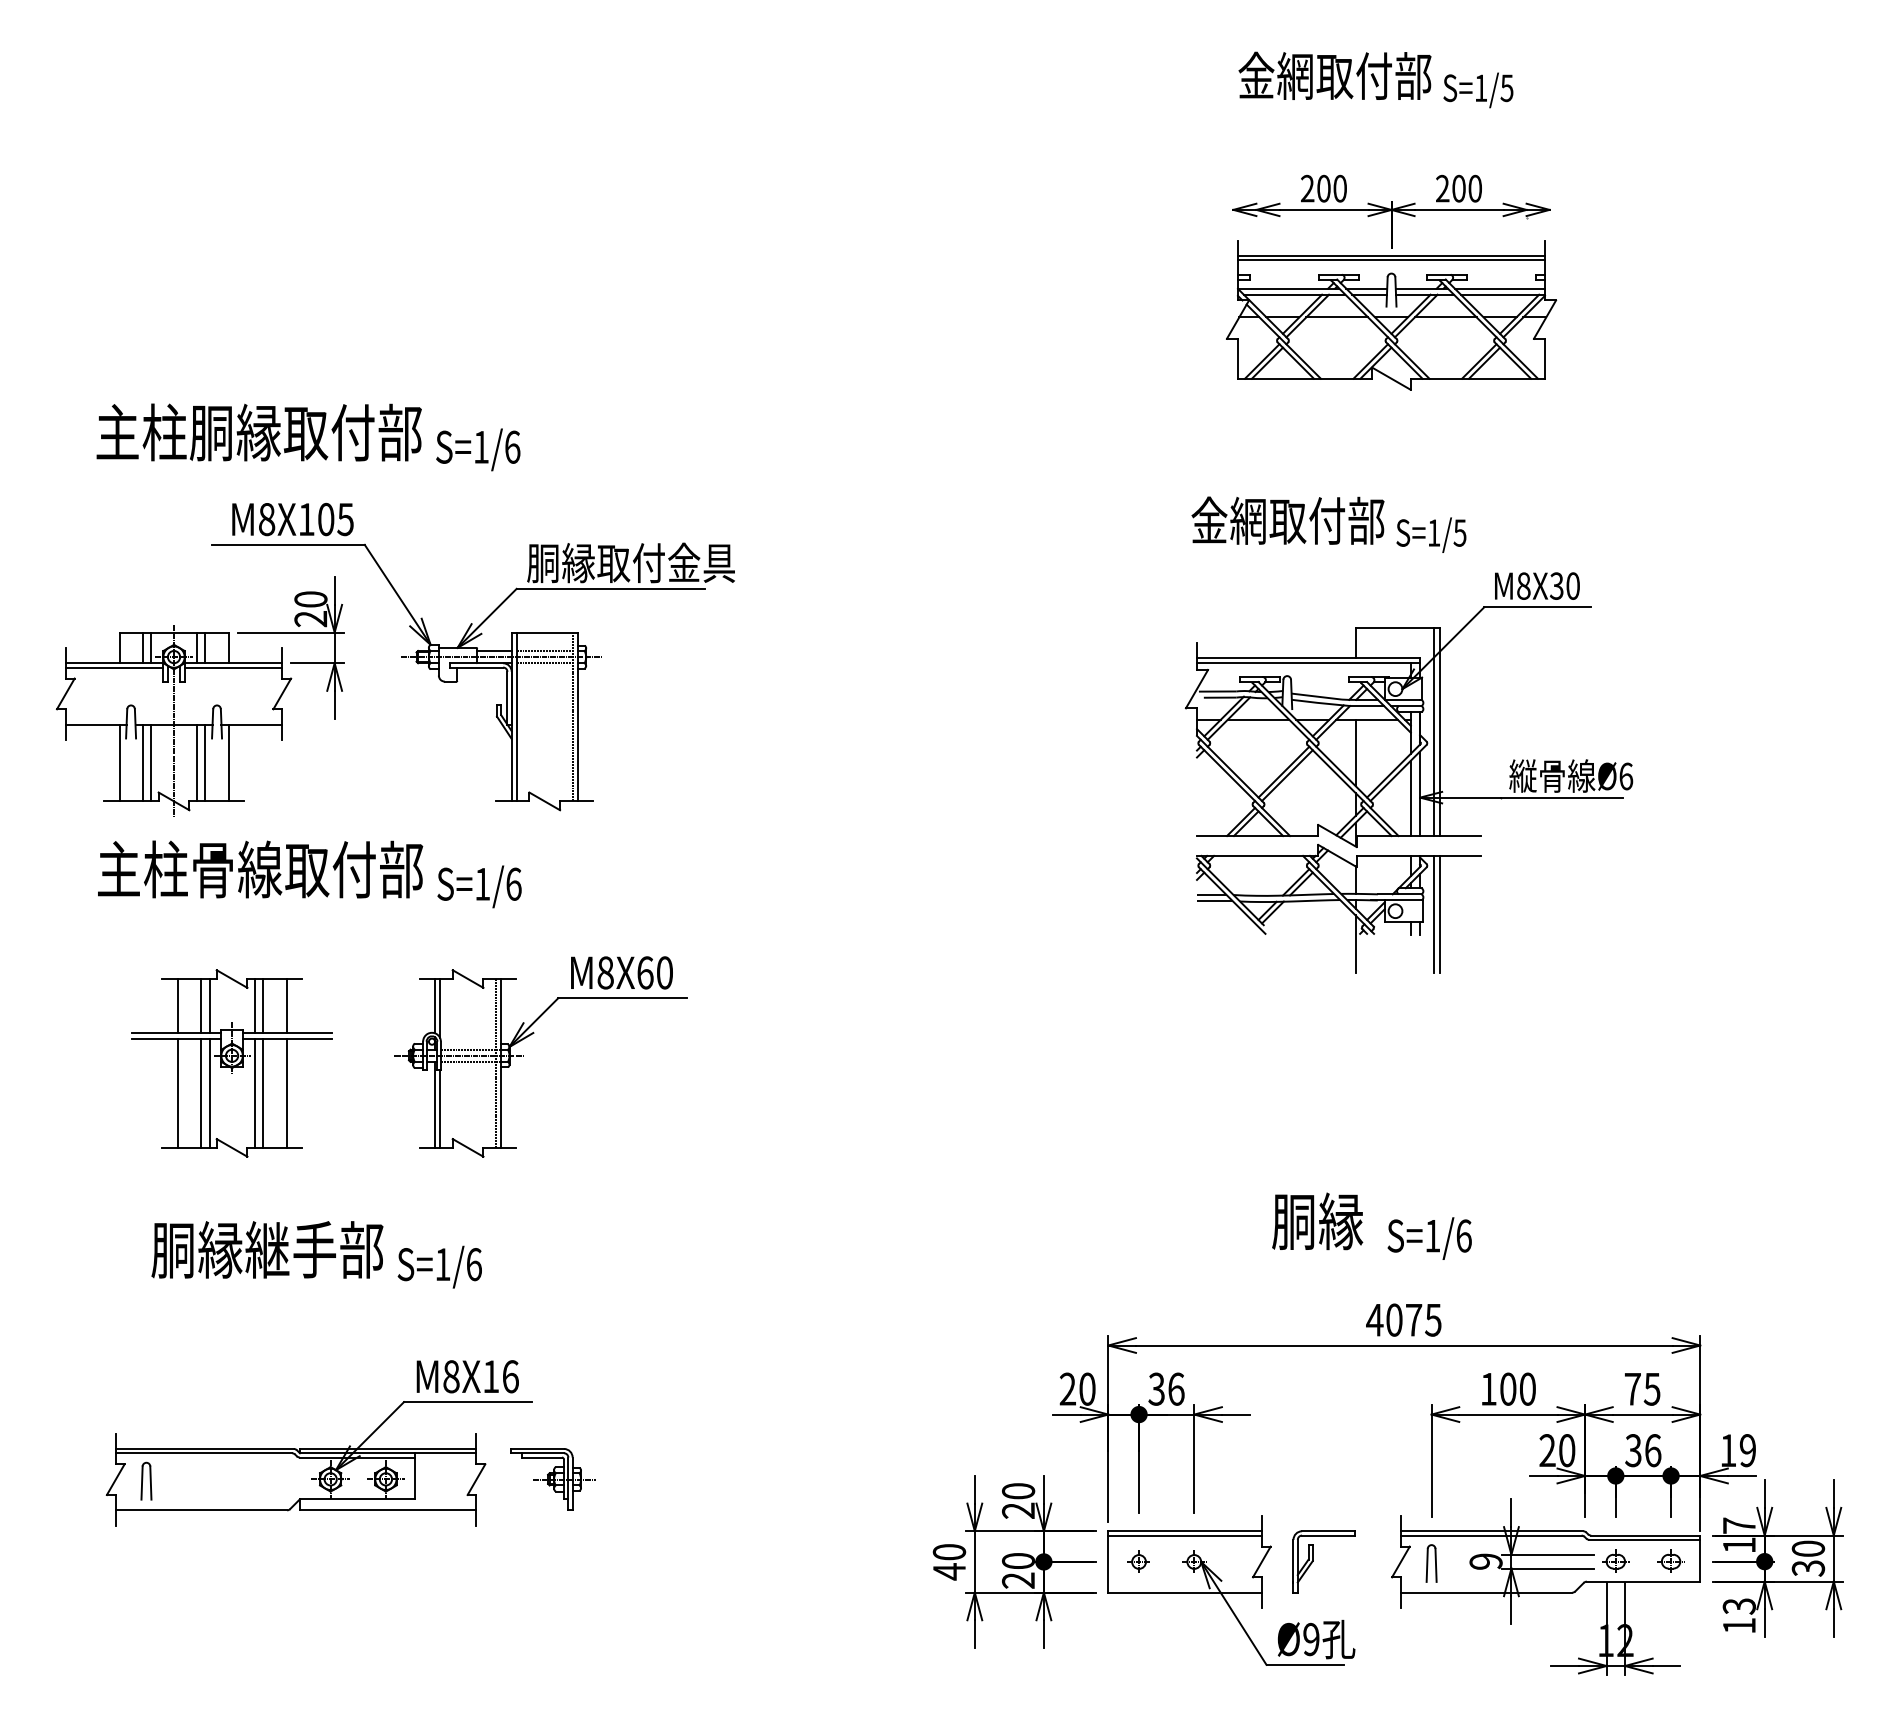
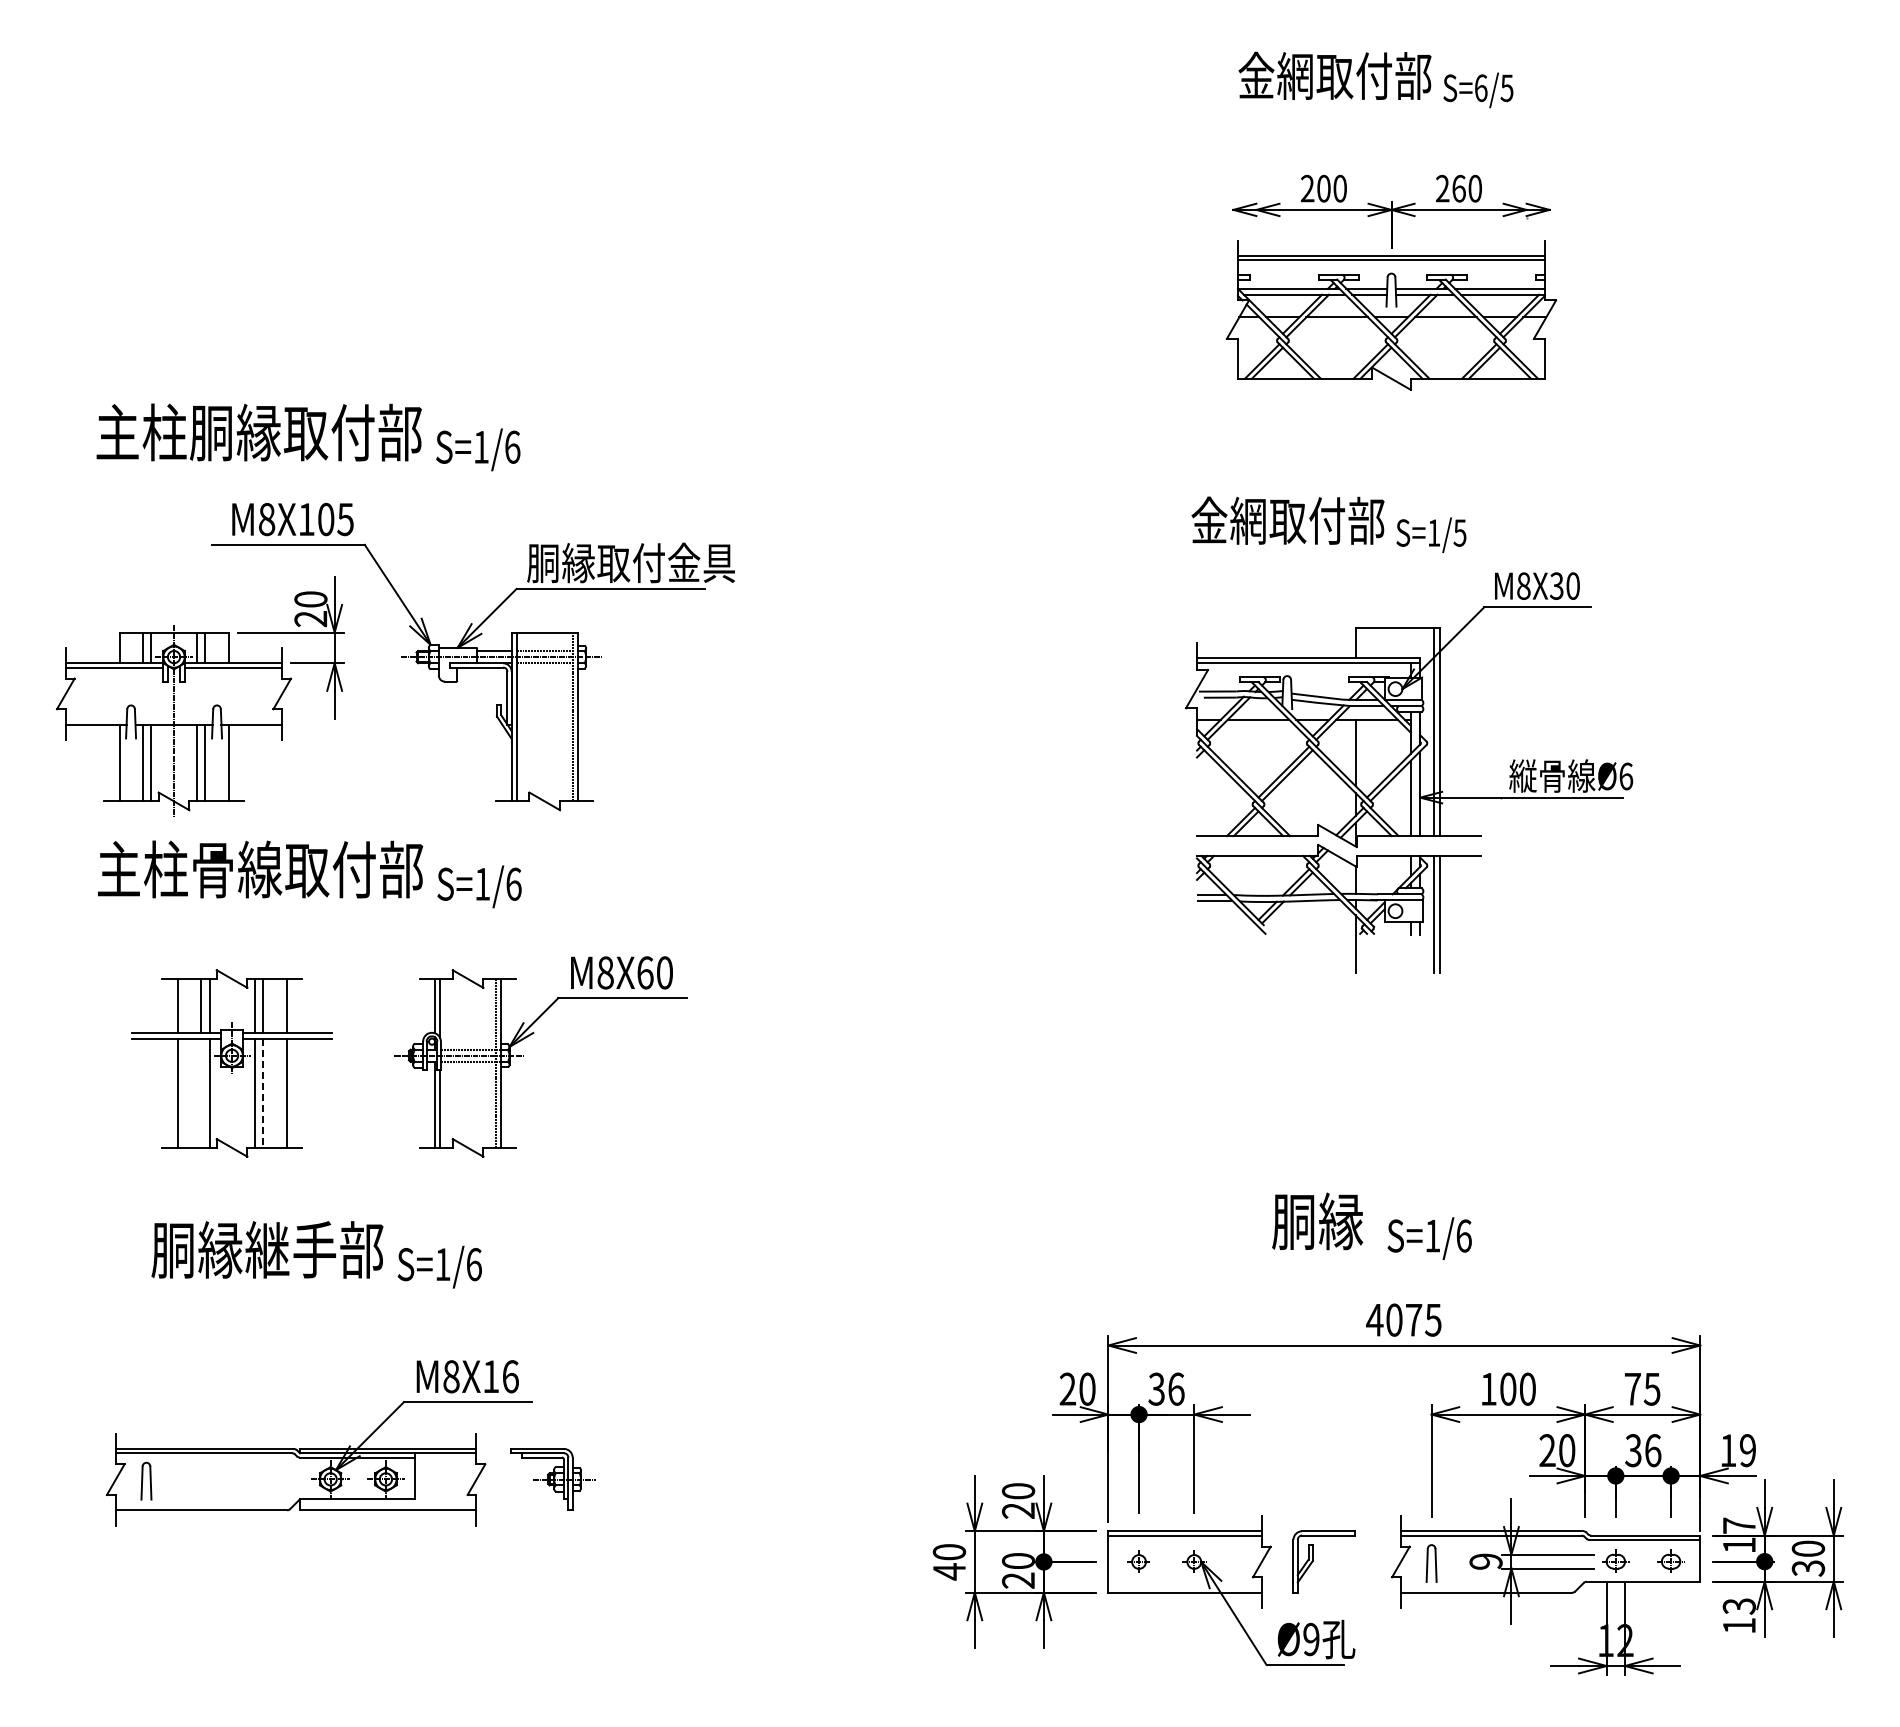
text: S=1/5 -> S=6/5 (1481, 88)
text: 200 -> 260 (1458, 188)
line: present -> none (200, 1093)
line: solid -> dashed (263, 1094)
